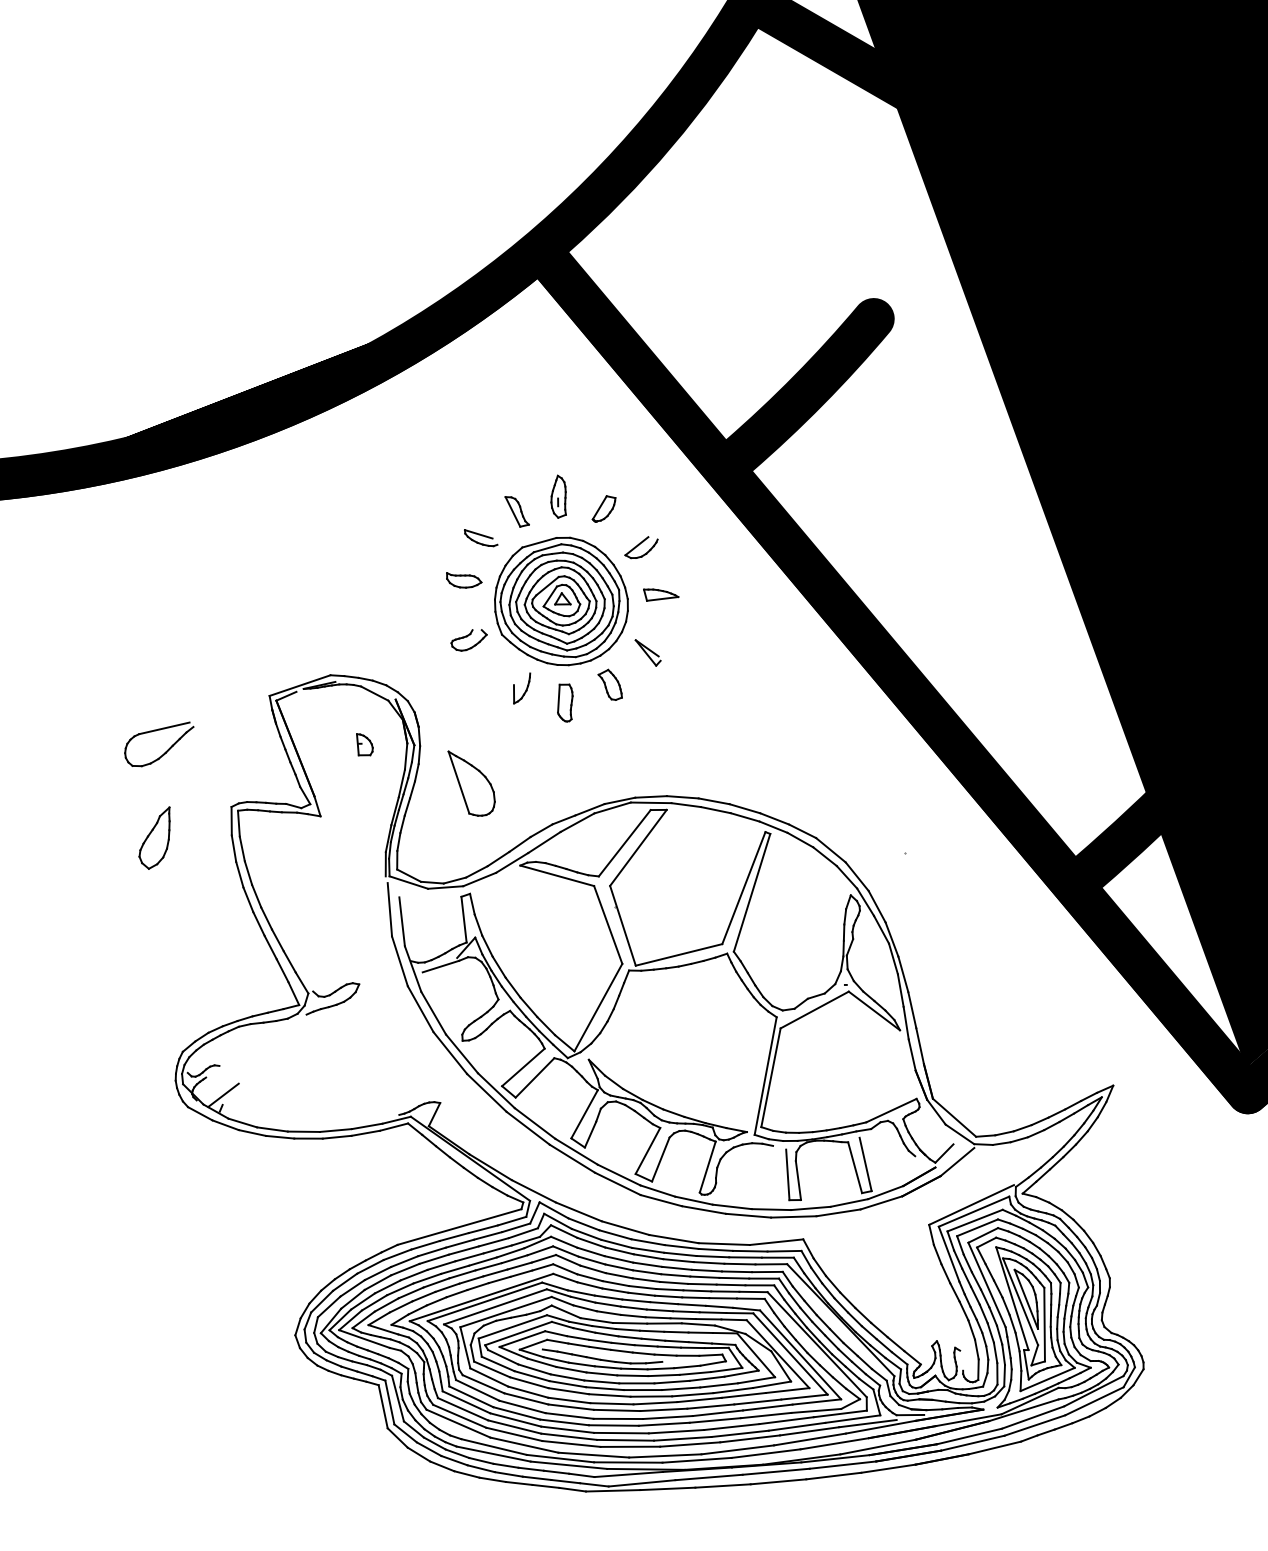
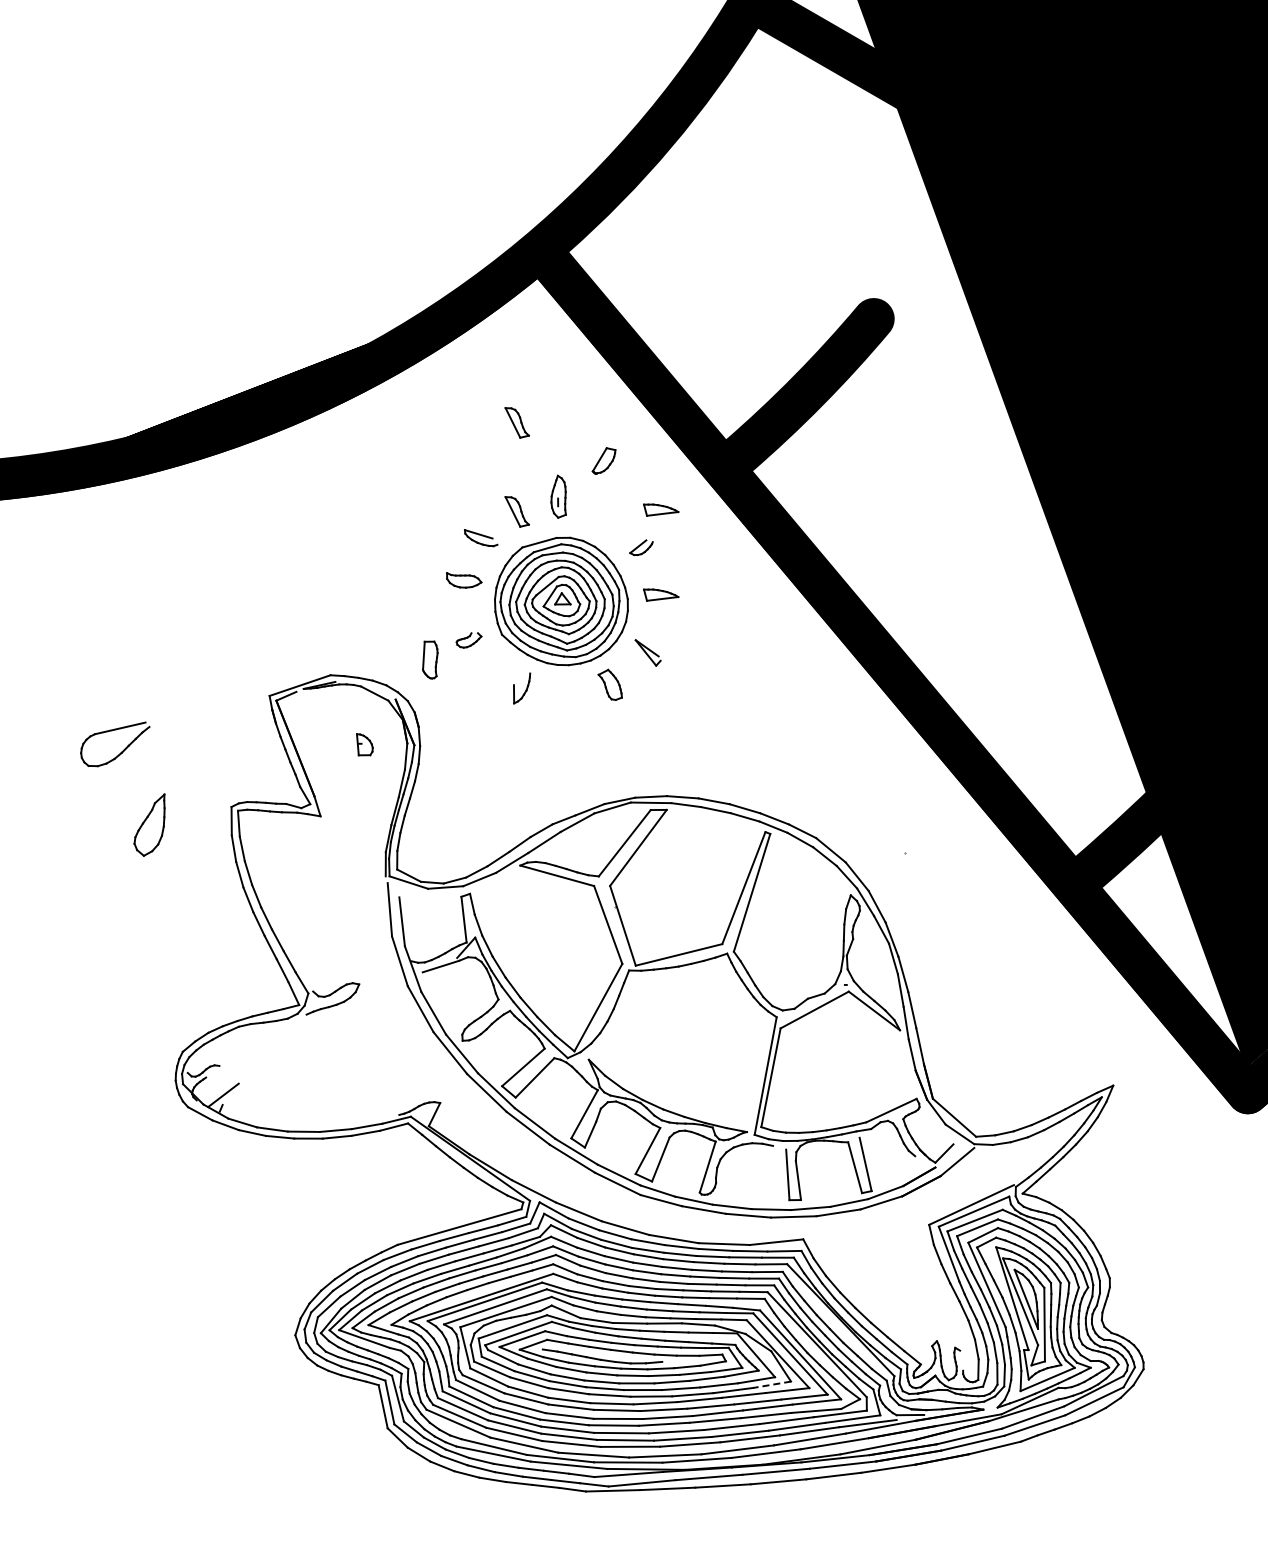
part: none -> present (516, 422)
part position: (603, 508) -> (603, 460) (603, 460)
part: none -> present (661, 509)
part size: 35x24 px -> 25x18 px (641, 547)
part size: 38x23 px -> 28x17 px (468, 640)
part position: (565, 702) -> (430, 659) (430, 659)
part position: (166, 750) -> (122, 750) (122, 750)
part: present -> none (471, 783)
part position: (154, 837) -> (149, 824) (149, 824)
line: solid -> dashed (771, 1384)
